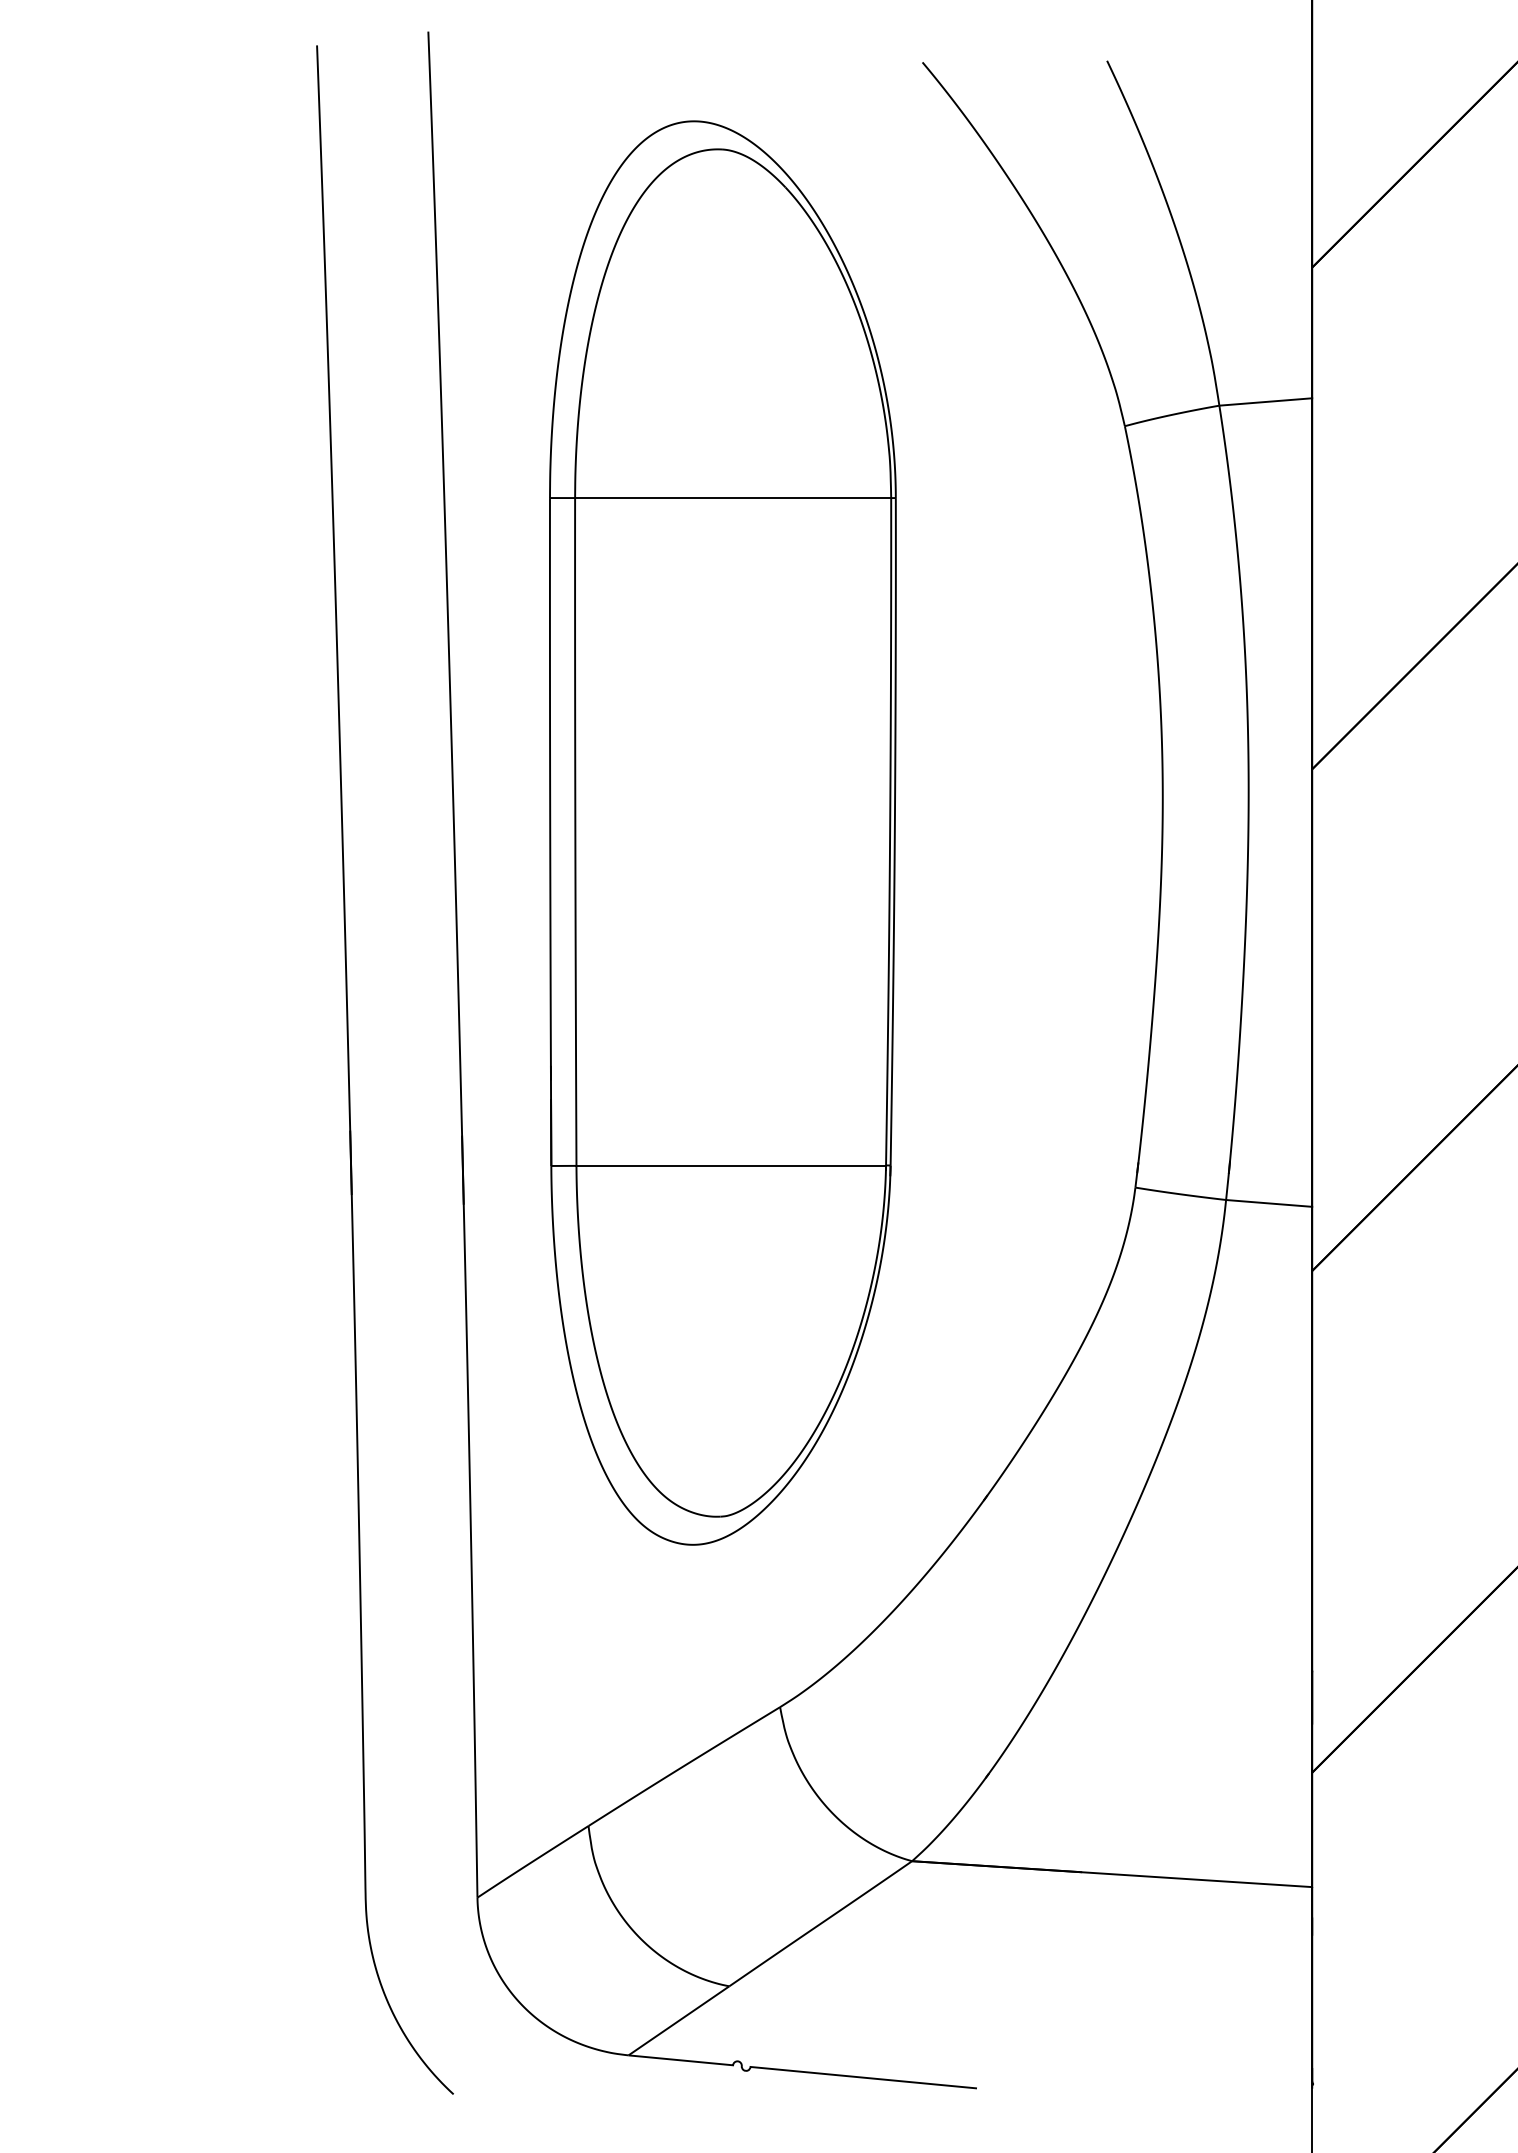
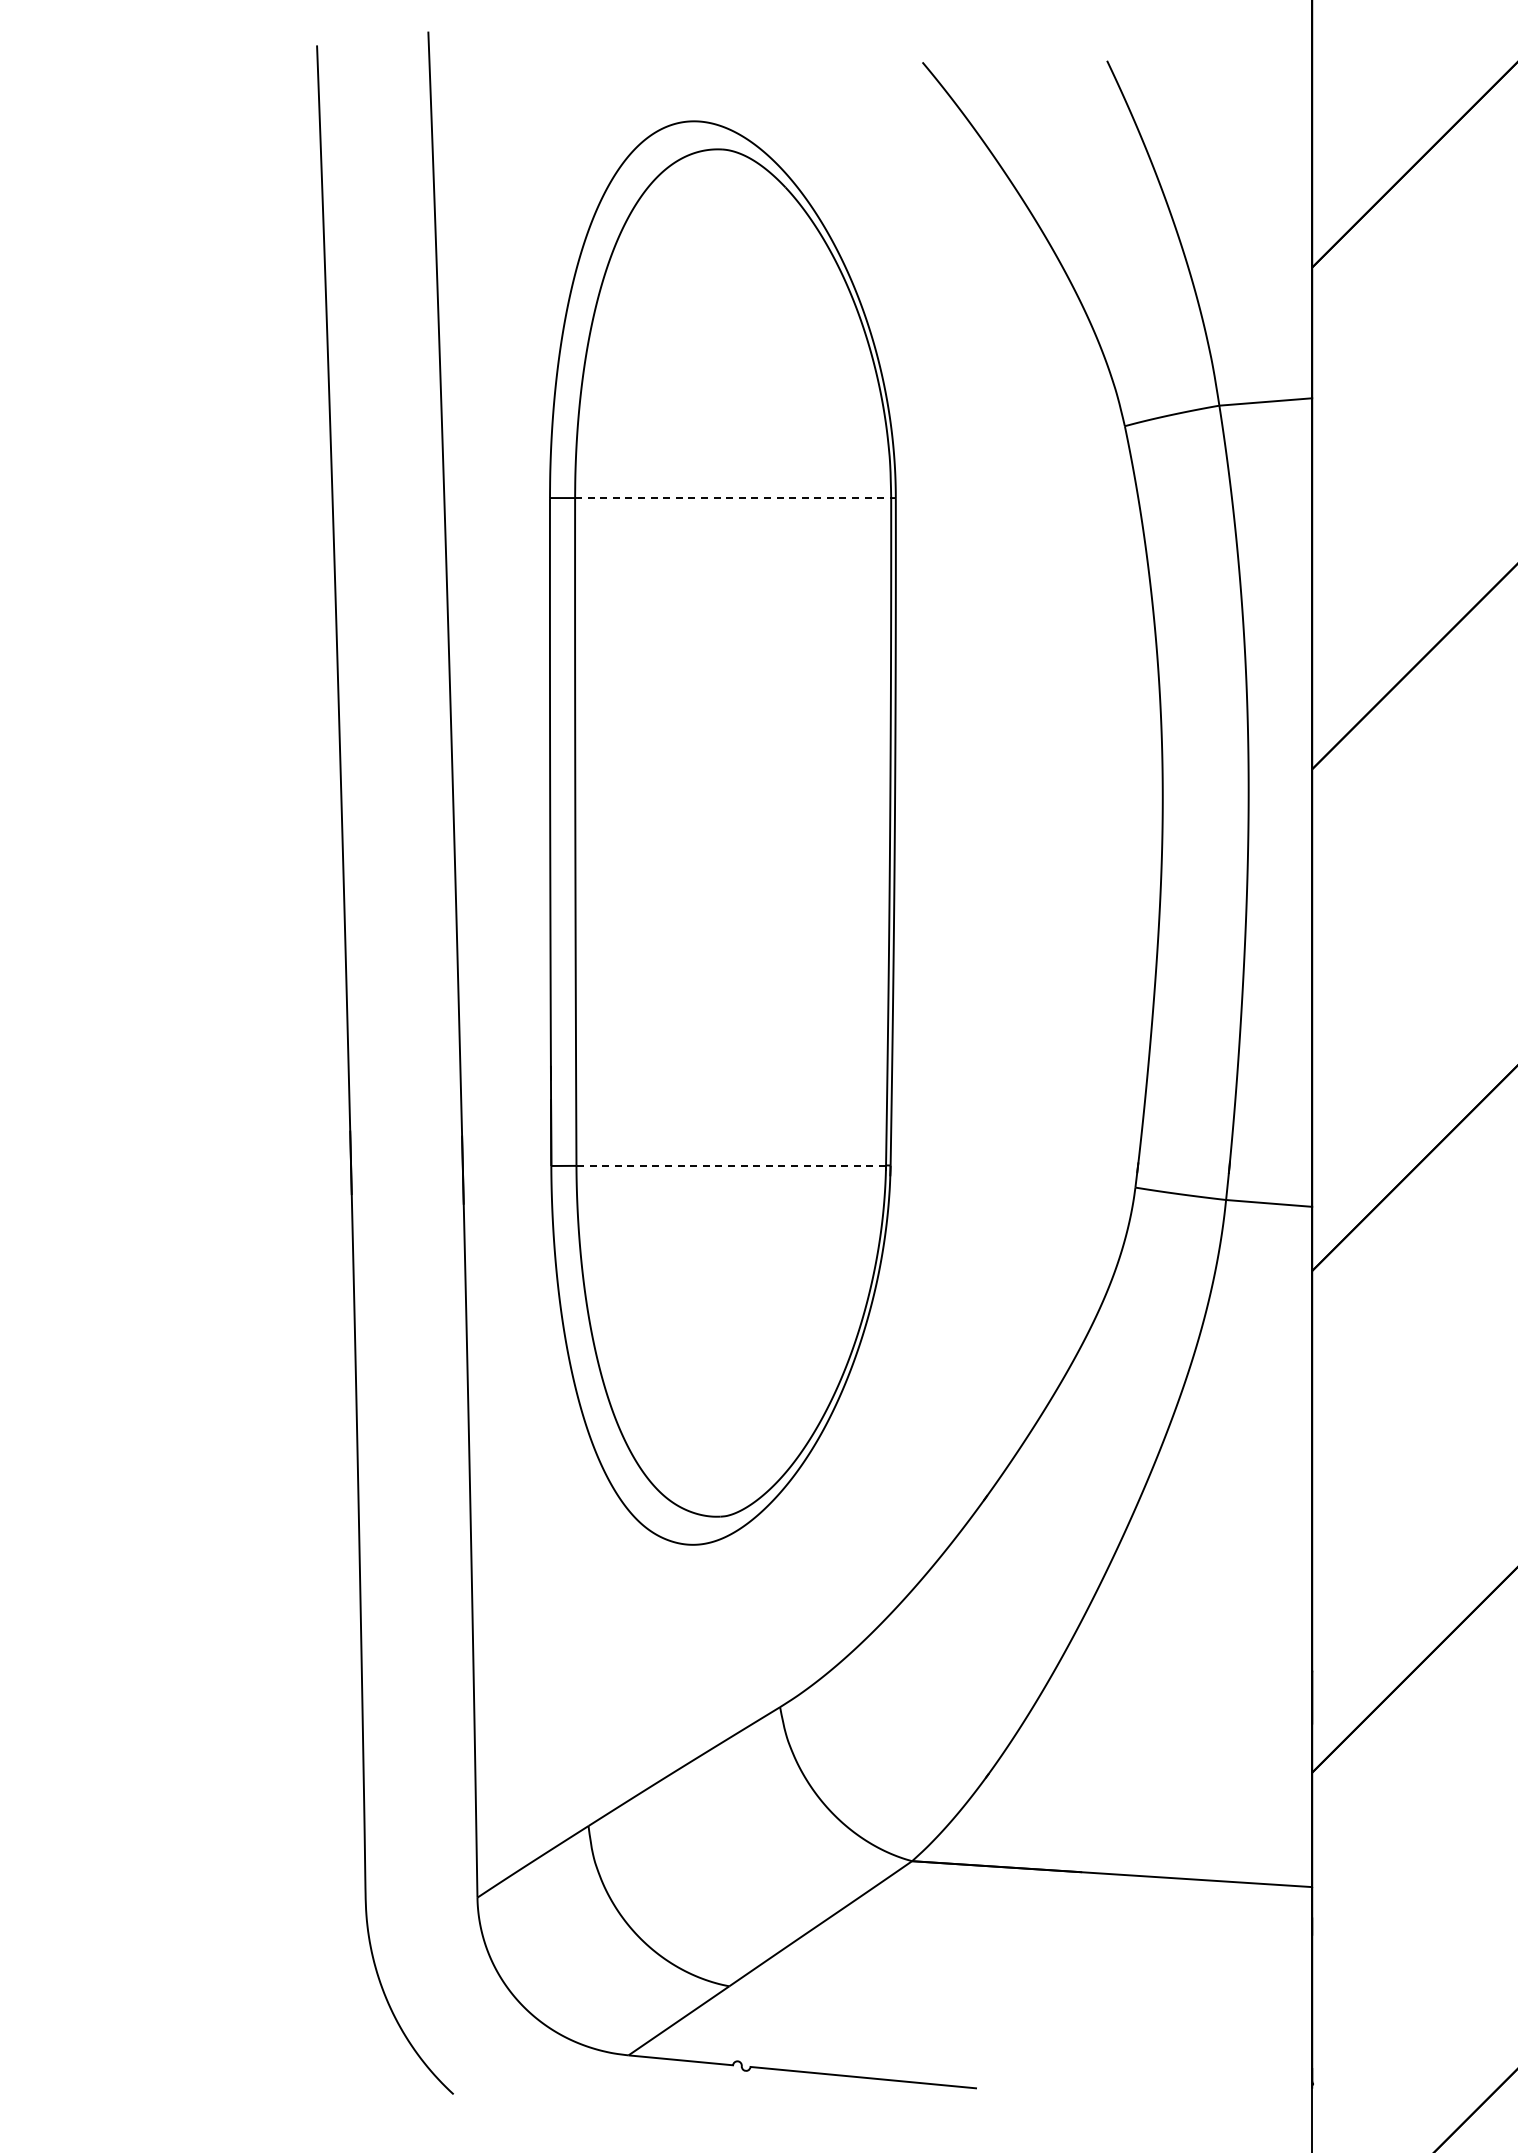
line: solid -> dashed (733, 498)
line: solid -> dashed (731, 1165)
